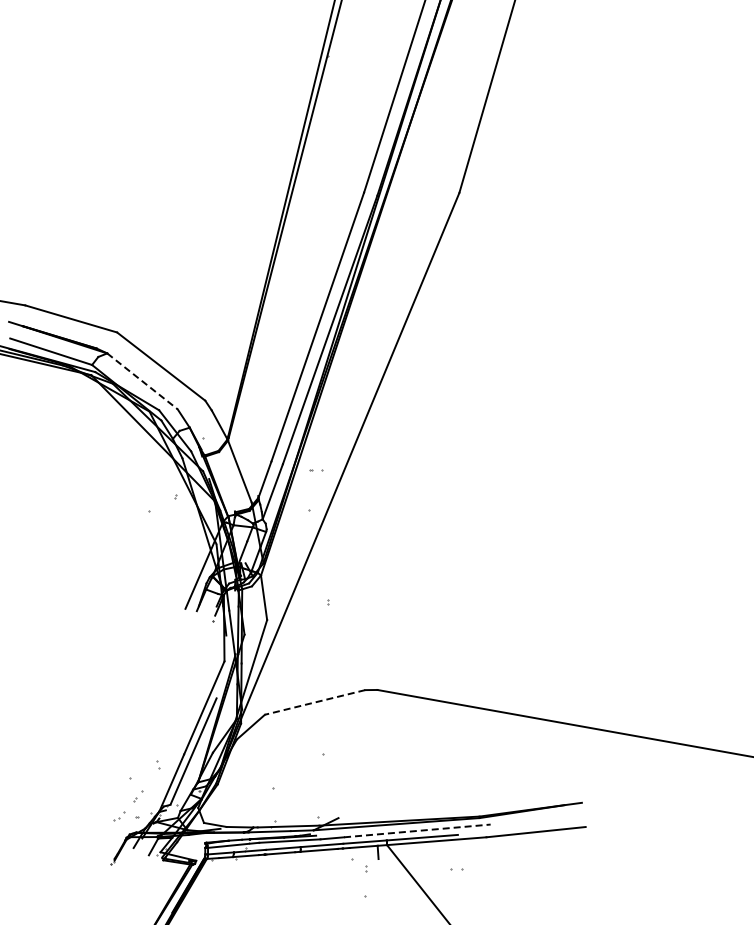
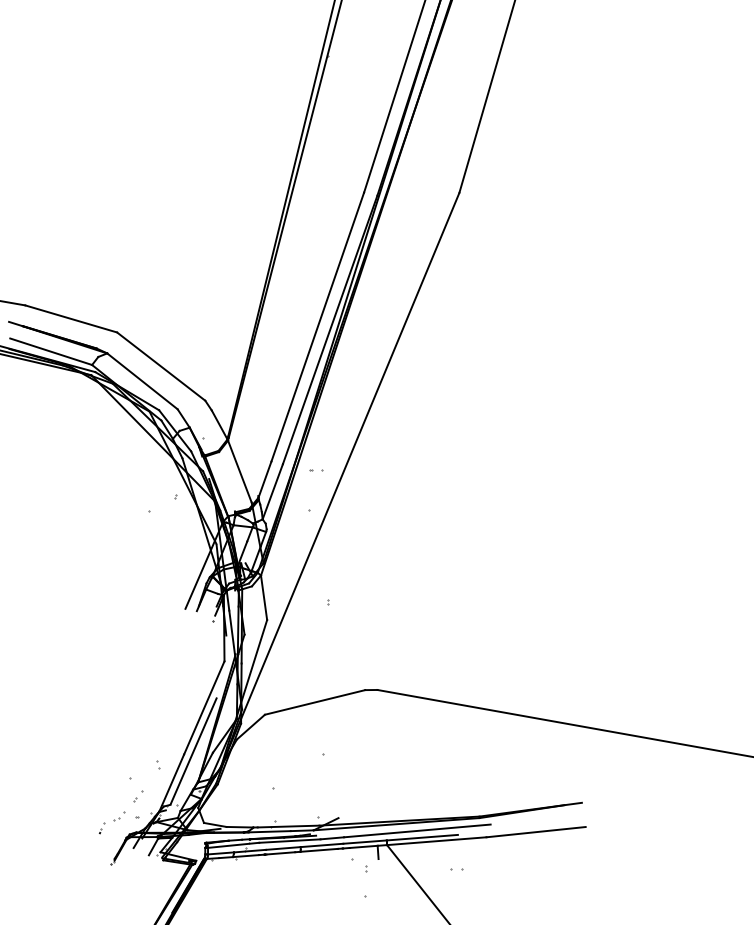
line: dashed -> solid (142, 381)
line: dashed -> solid (315, 702)
part: none -> present (101, 828)
line: dashed -> solid (417, 830)
